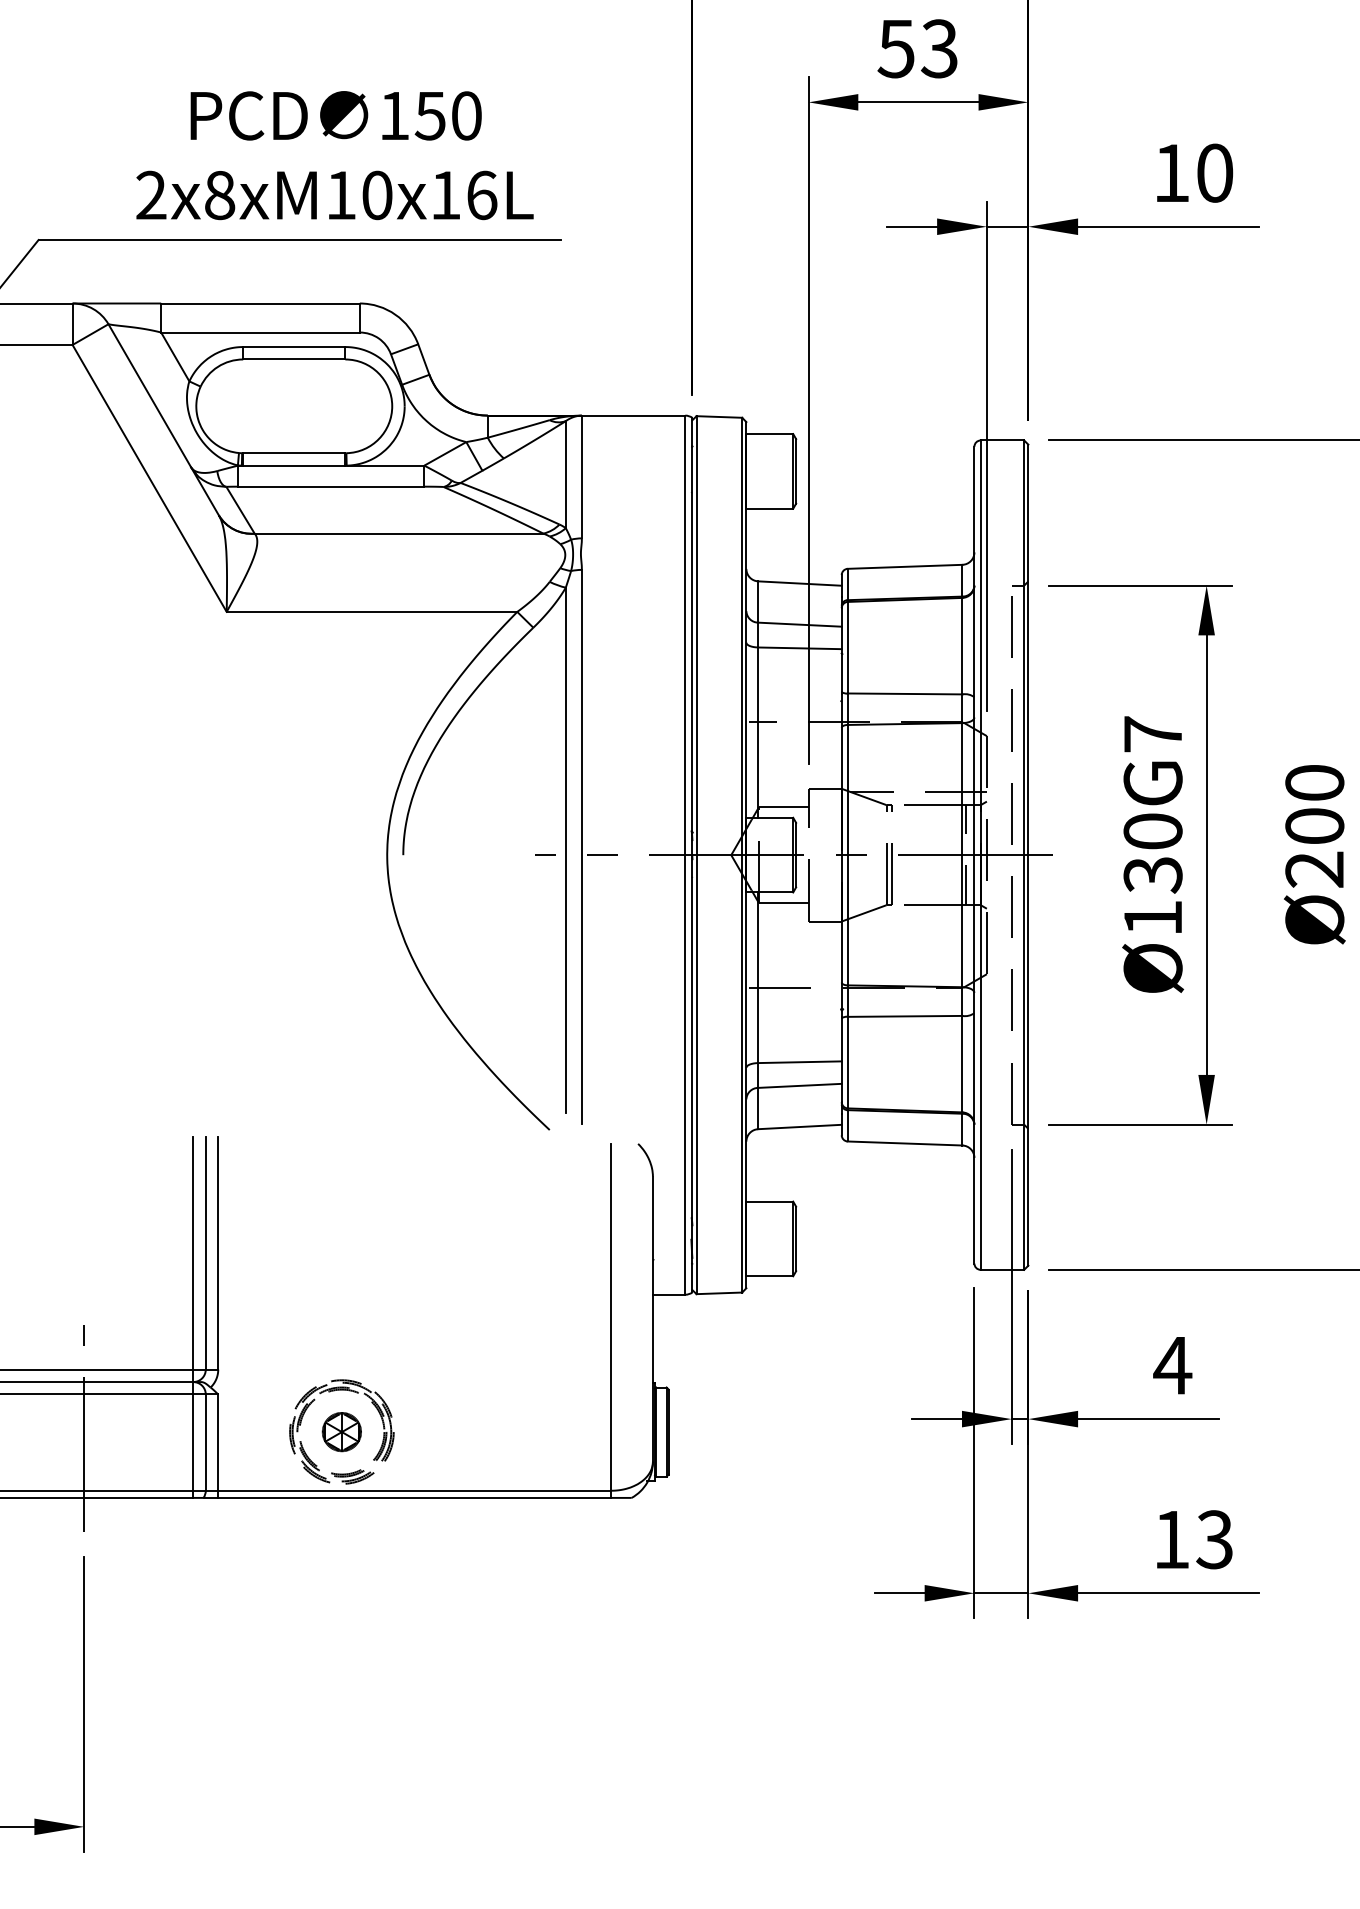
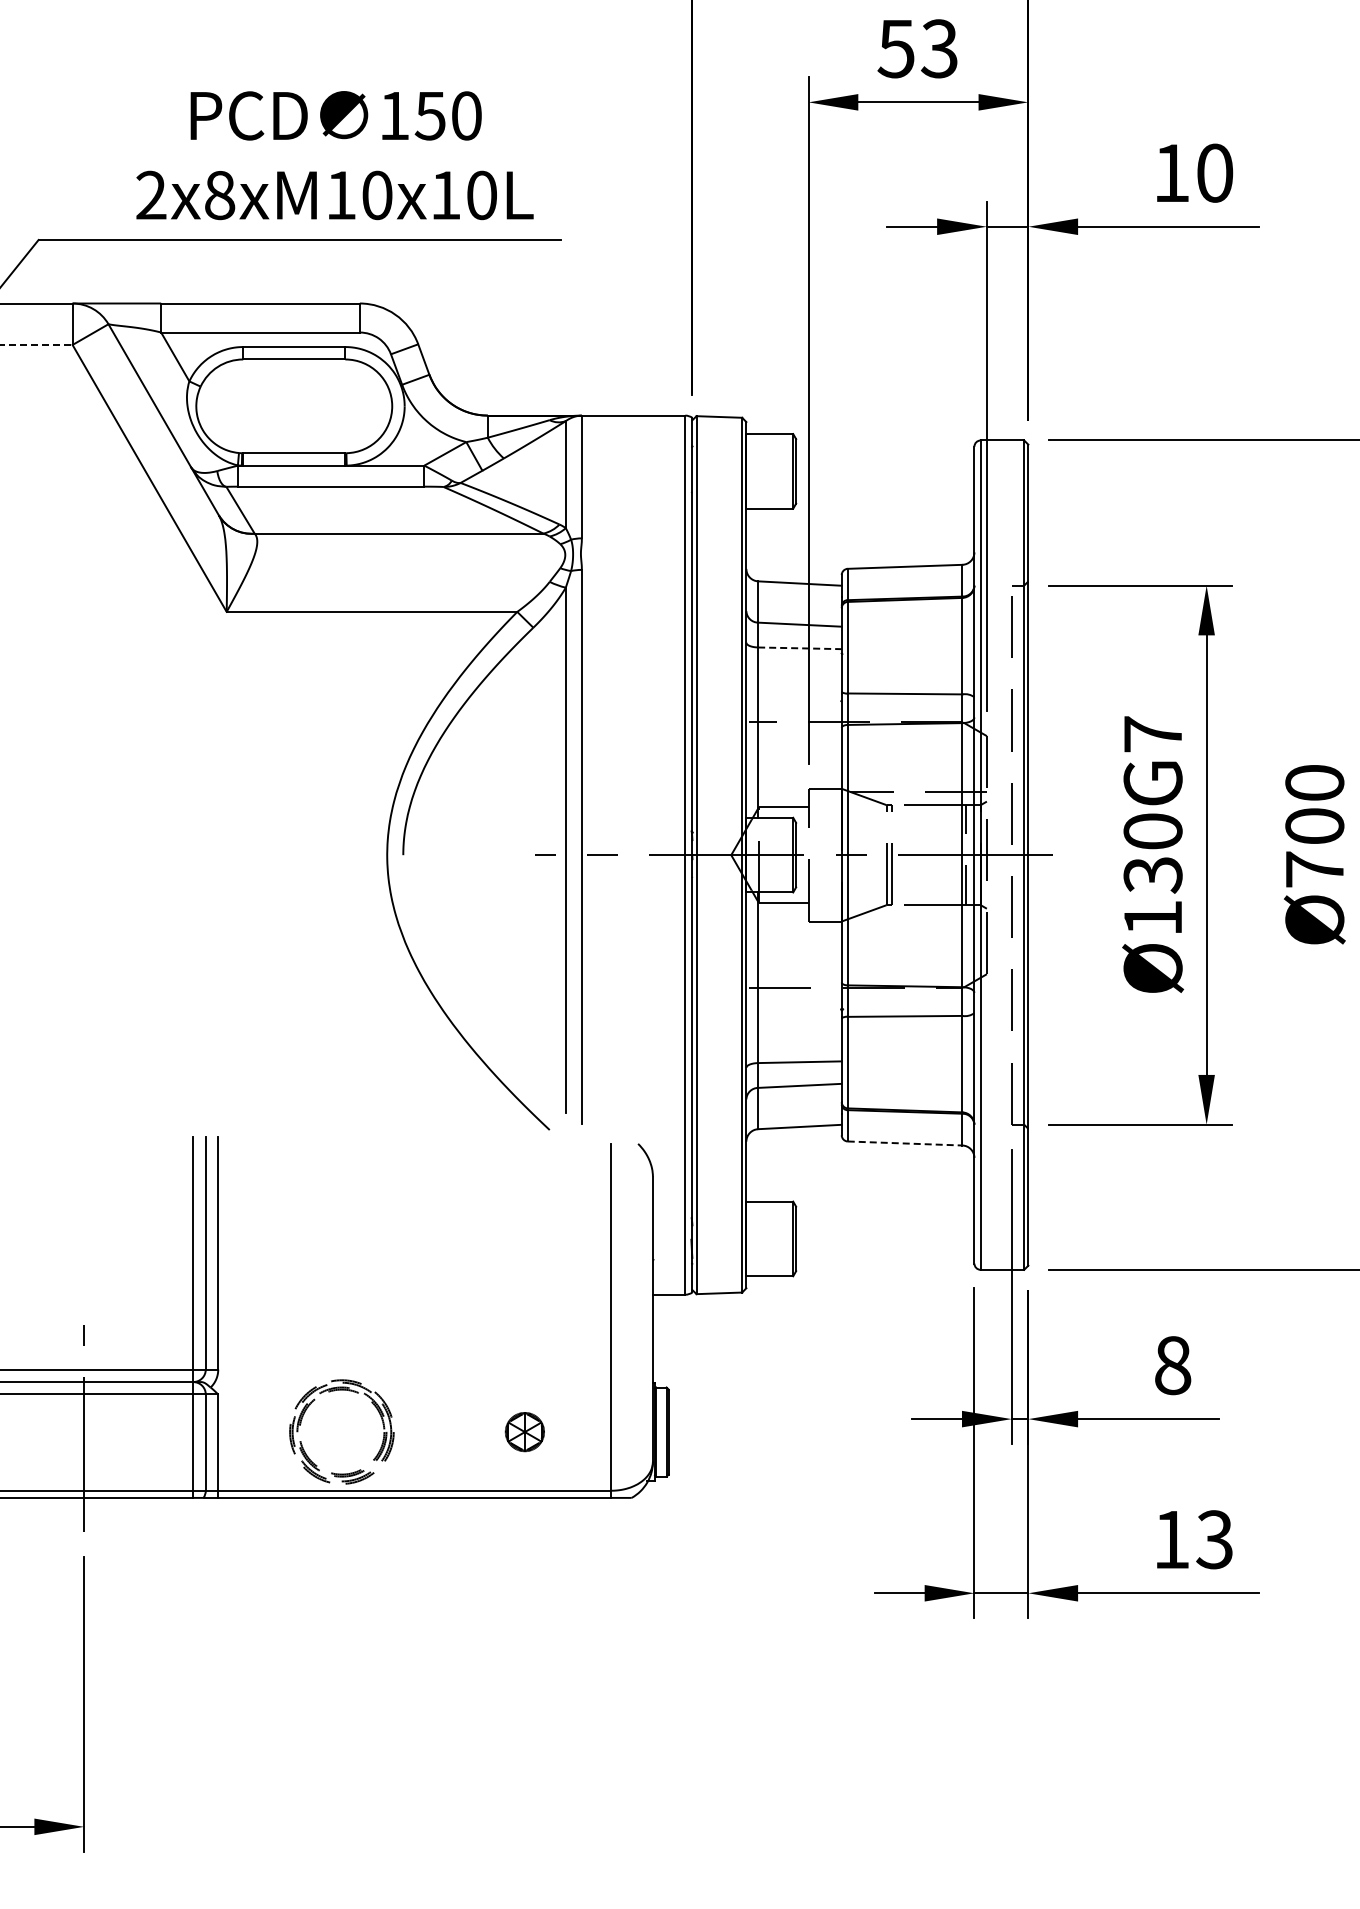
text: 2x8xM10x16L -> 2x8xM10x10L (482, 195)
line: solid -> dashed (36, 344)
line: solid -> dashed (799, 648)
text: Ø200 -> Ø700 (1314, 869)
line: solid -> dashed (905, 1143)
text: 4 -> 8 (1172, 1365)
part position: (341, 1432) -> (524, 1432) (524, 1432)
